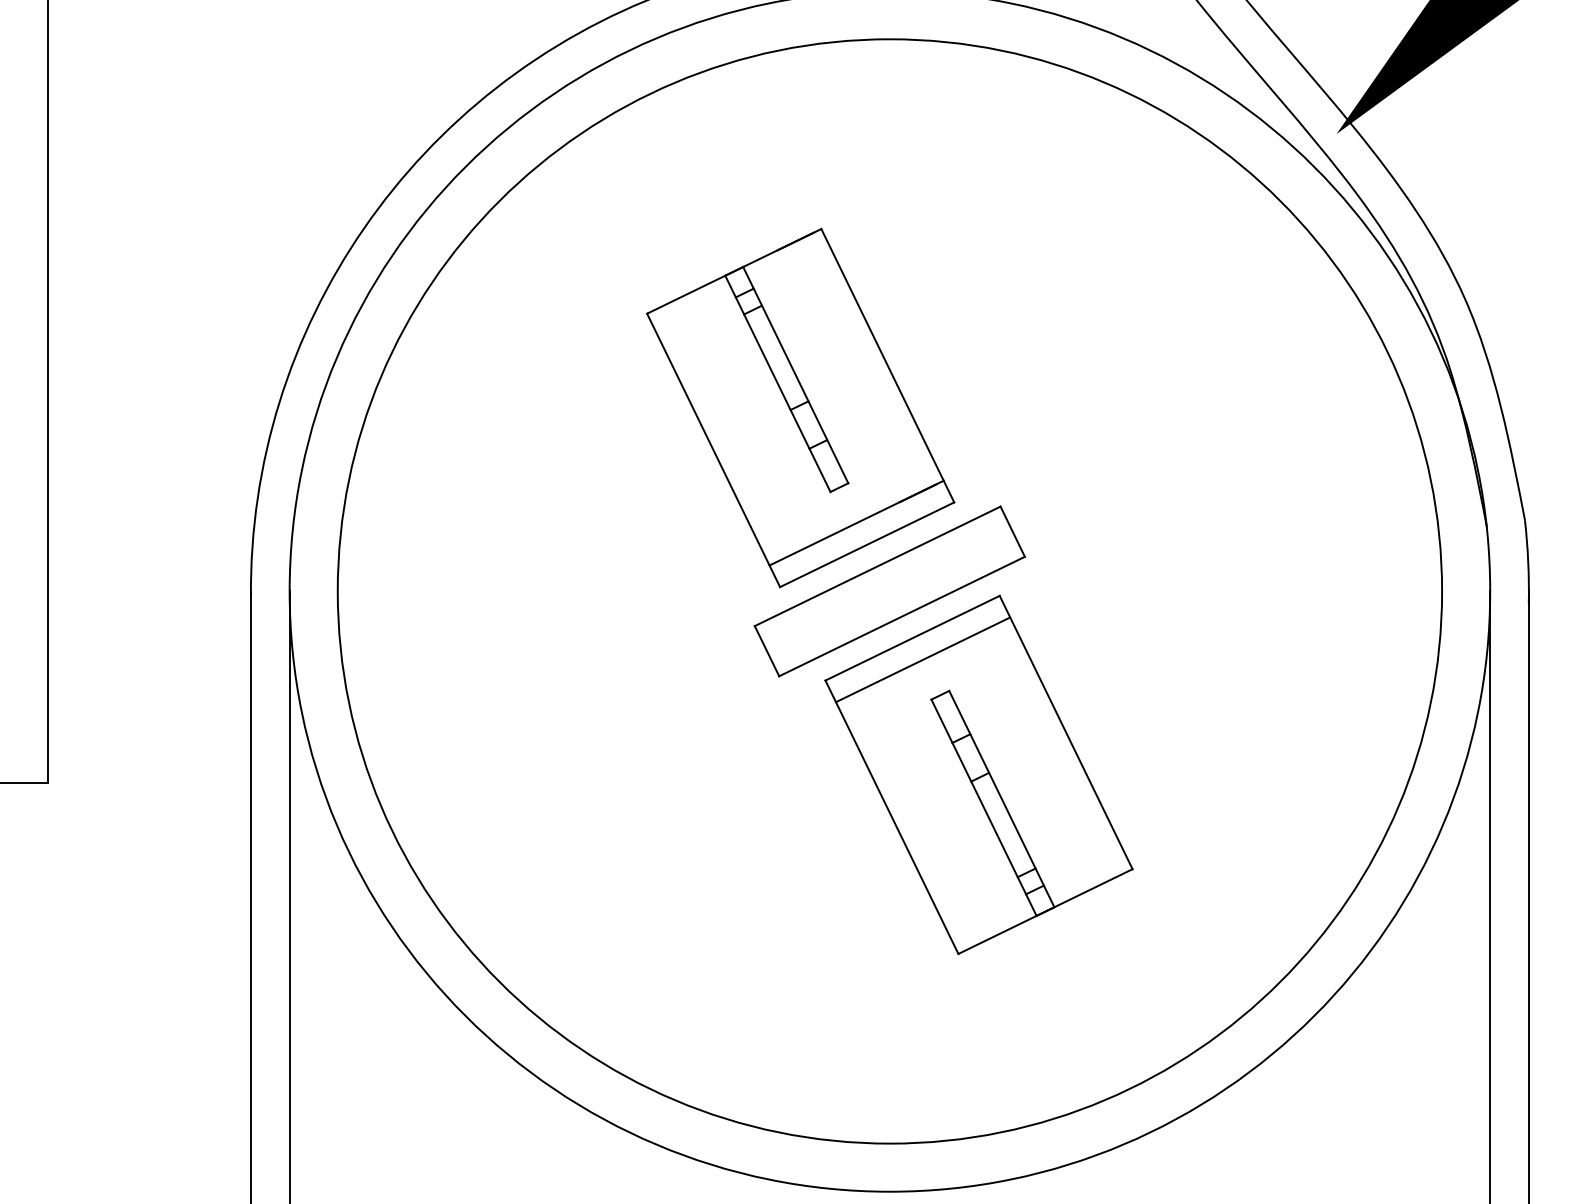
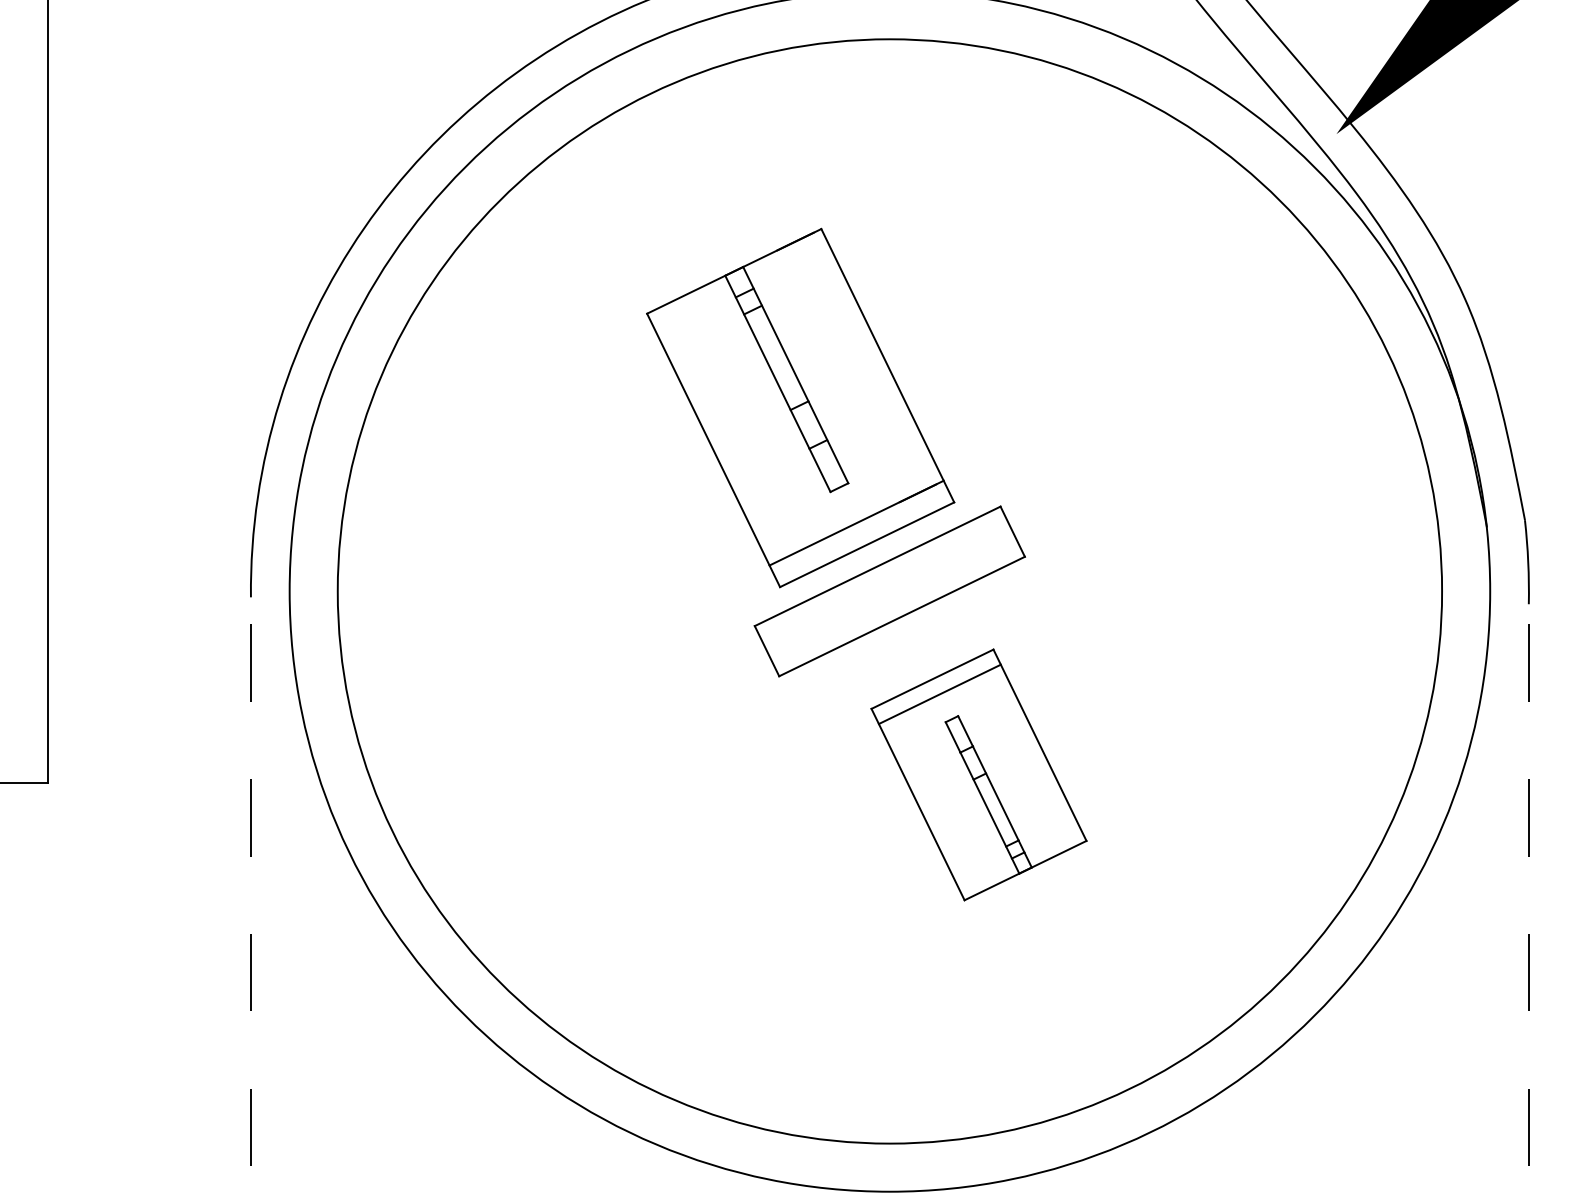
part size: 310x362 px -> 218x254 px (978, 774)
line: present -> none (289, 895)
line: present -> none (1490, 895)
line: solid -> dashed (251, 897)
line: solid -> dashed (1528, 897)
